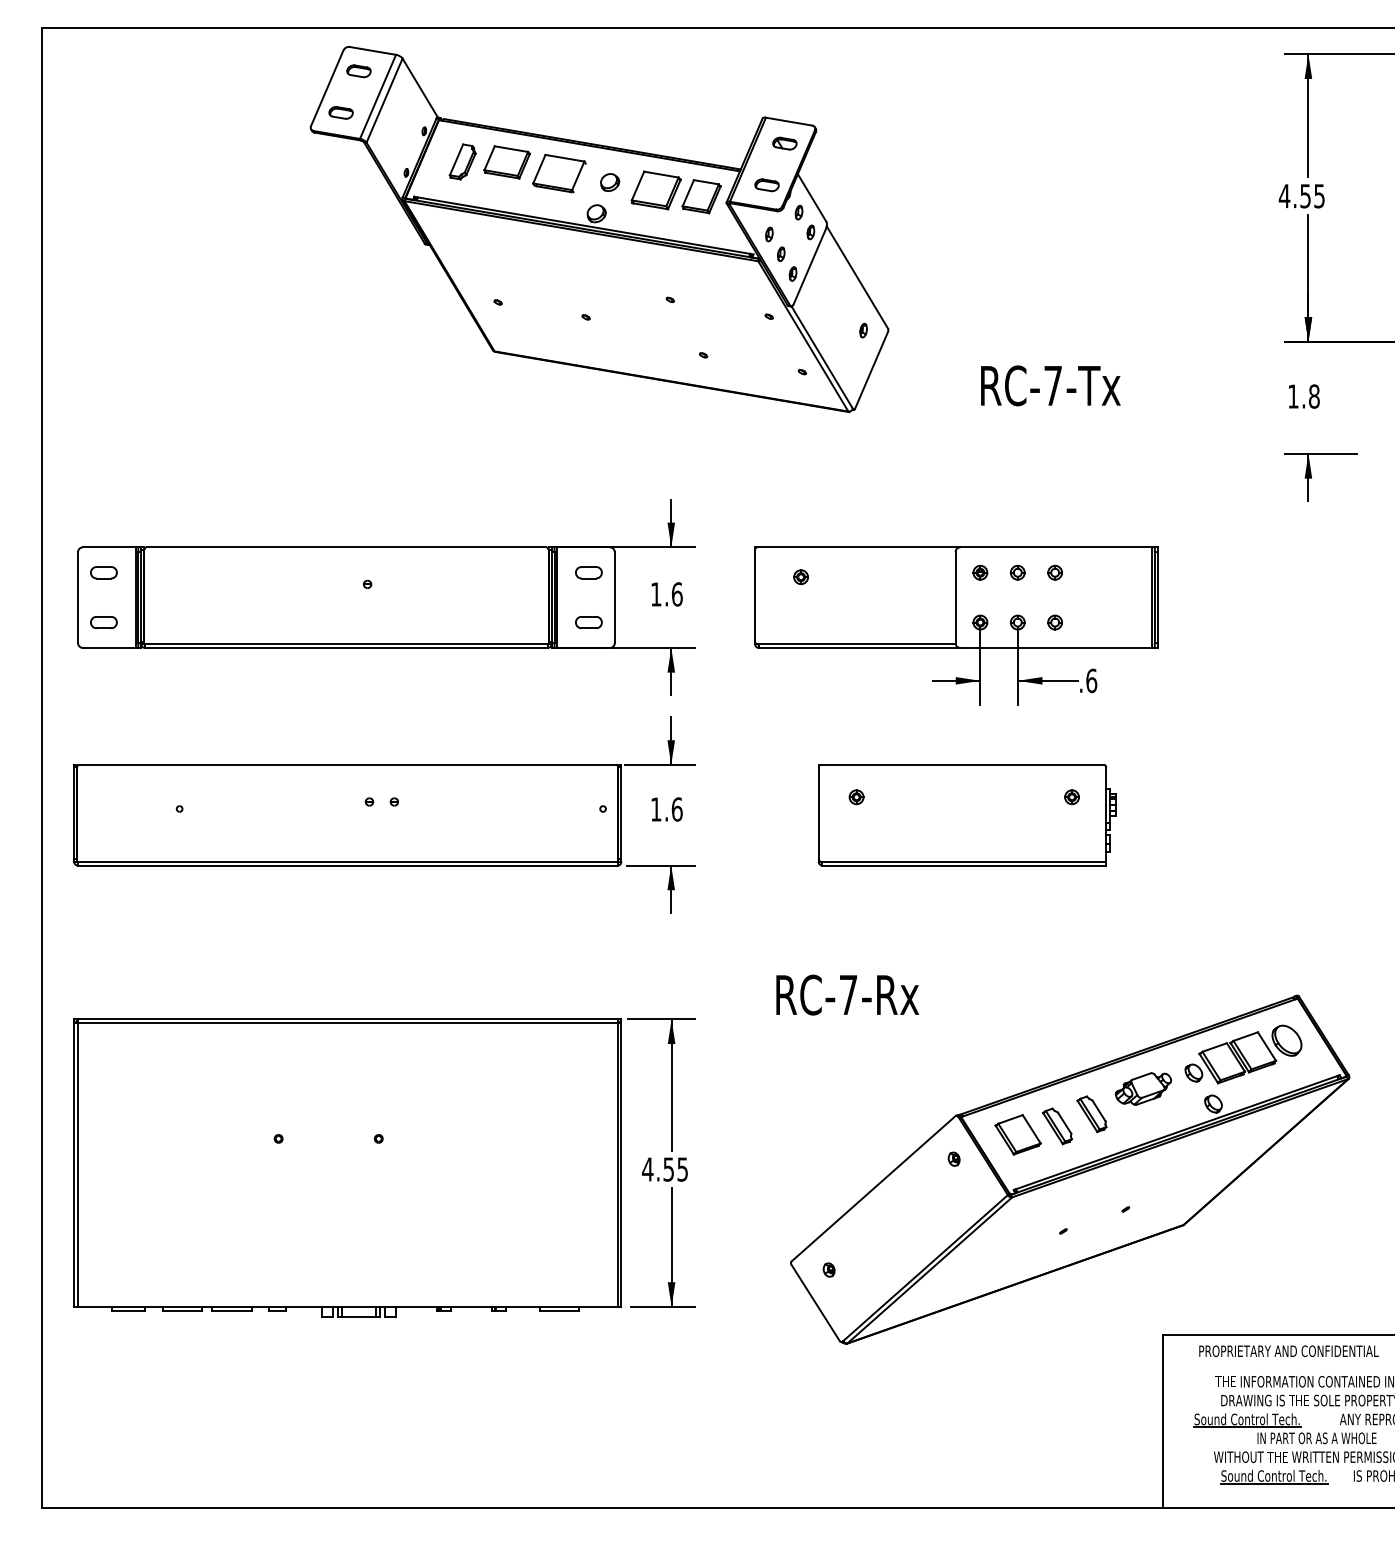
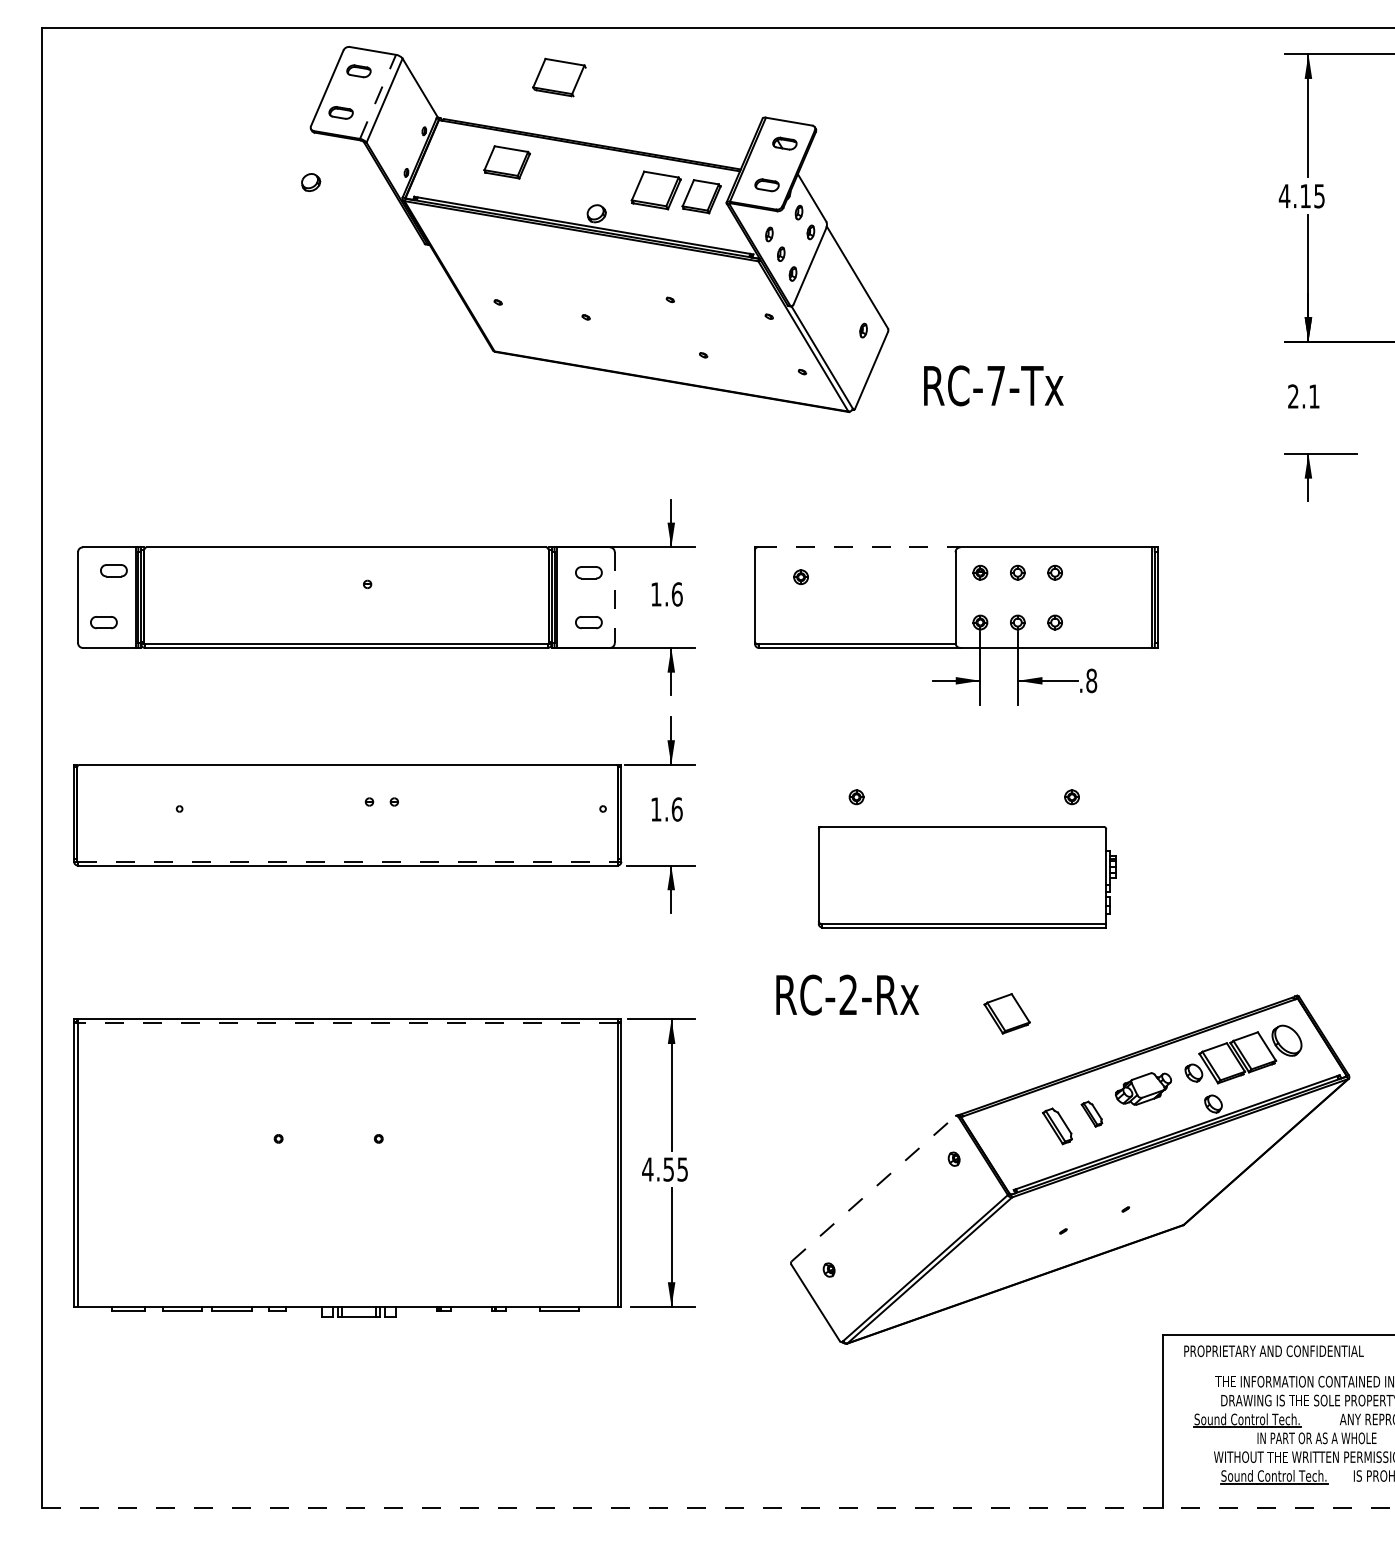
line: solid -> dashed (378, 96)
part: present -> none (462, 161)
part position: (559, 173) -> (559, 77) (559, 77)
part position: (610, 182) -> (311, 182) (311, 182)
text: 4.55 -> 4.15 (1305, 196)
text position: (1050, 385) -> (993, 385) (993, 385)
text: 1.8 -> 2.1 (1303, 396)
line: solid -> dashed (859, 547)
part position: (103, 572) -> (113, 570) (113, 570)
line: solid -> dashed (614, 598)
text: .6 -> .8 (1091, 680)
part position: (966, 815) -> (966, 877) (966, 877)
line: solid -> dashed (347, 861)
text: RC-7-Rx -> RC-2-Rx (848, 994)
line: solid -> dashed (347, 1023)
part size: 32x38 px -> 24x28 px (1091, 1113)
part position: (1017, 1134) -> (1006, 1013) (1006, 1013)
line: solid -> dashed (873, 1188)
text position: (1288, 1351) -> (1273, 1351) (1273, 1351)
line: solid -> dashed (717, 1508)
